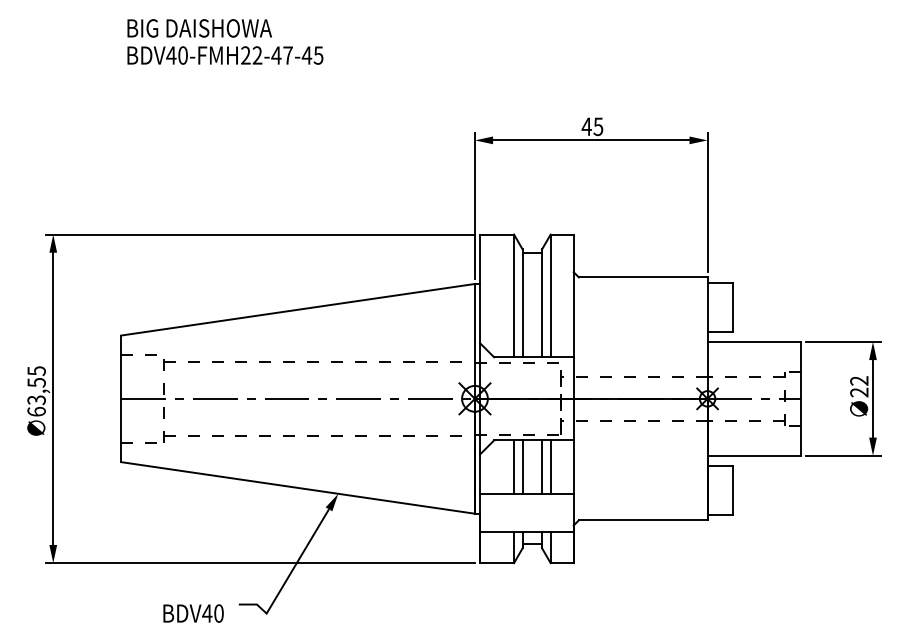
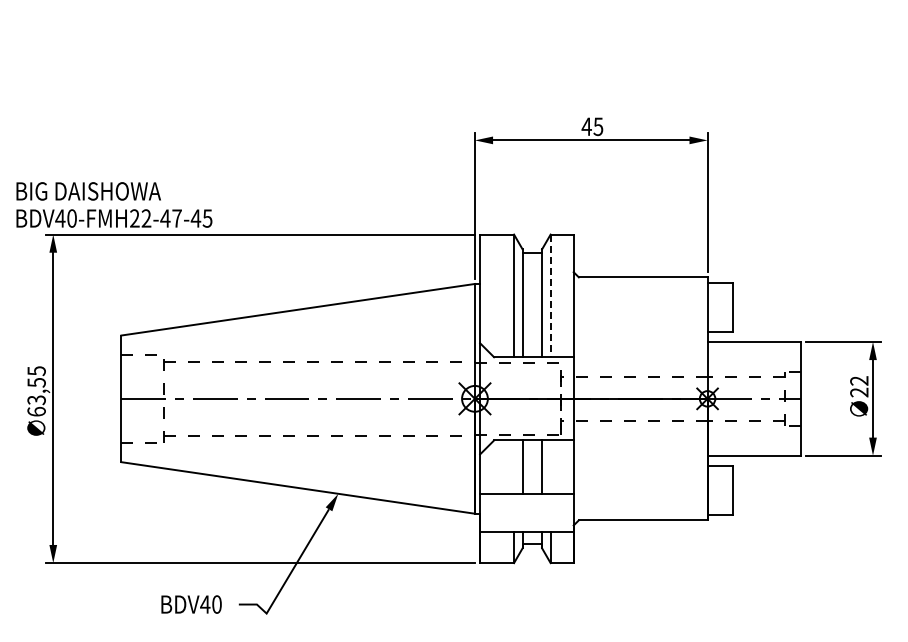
text position: (225, 41) -> (114, 204) (114, 204)
line: solid -> dashed (550, 296)
line: present -> none (514, 467)
line: present -> none (550, 467)
text position: (193, 613) -> (191, 604) (191, 604)
